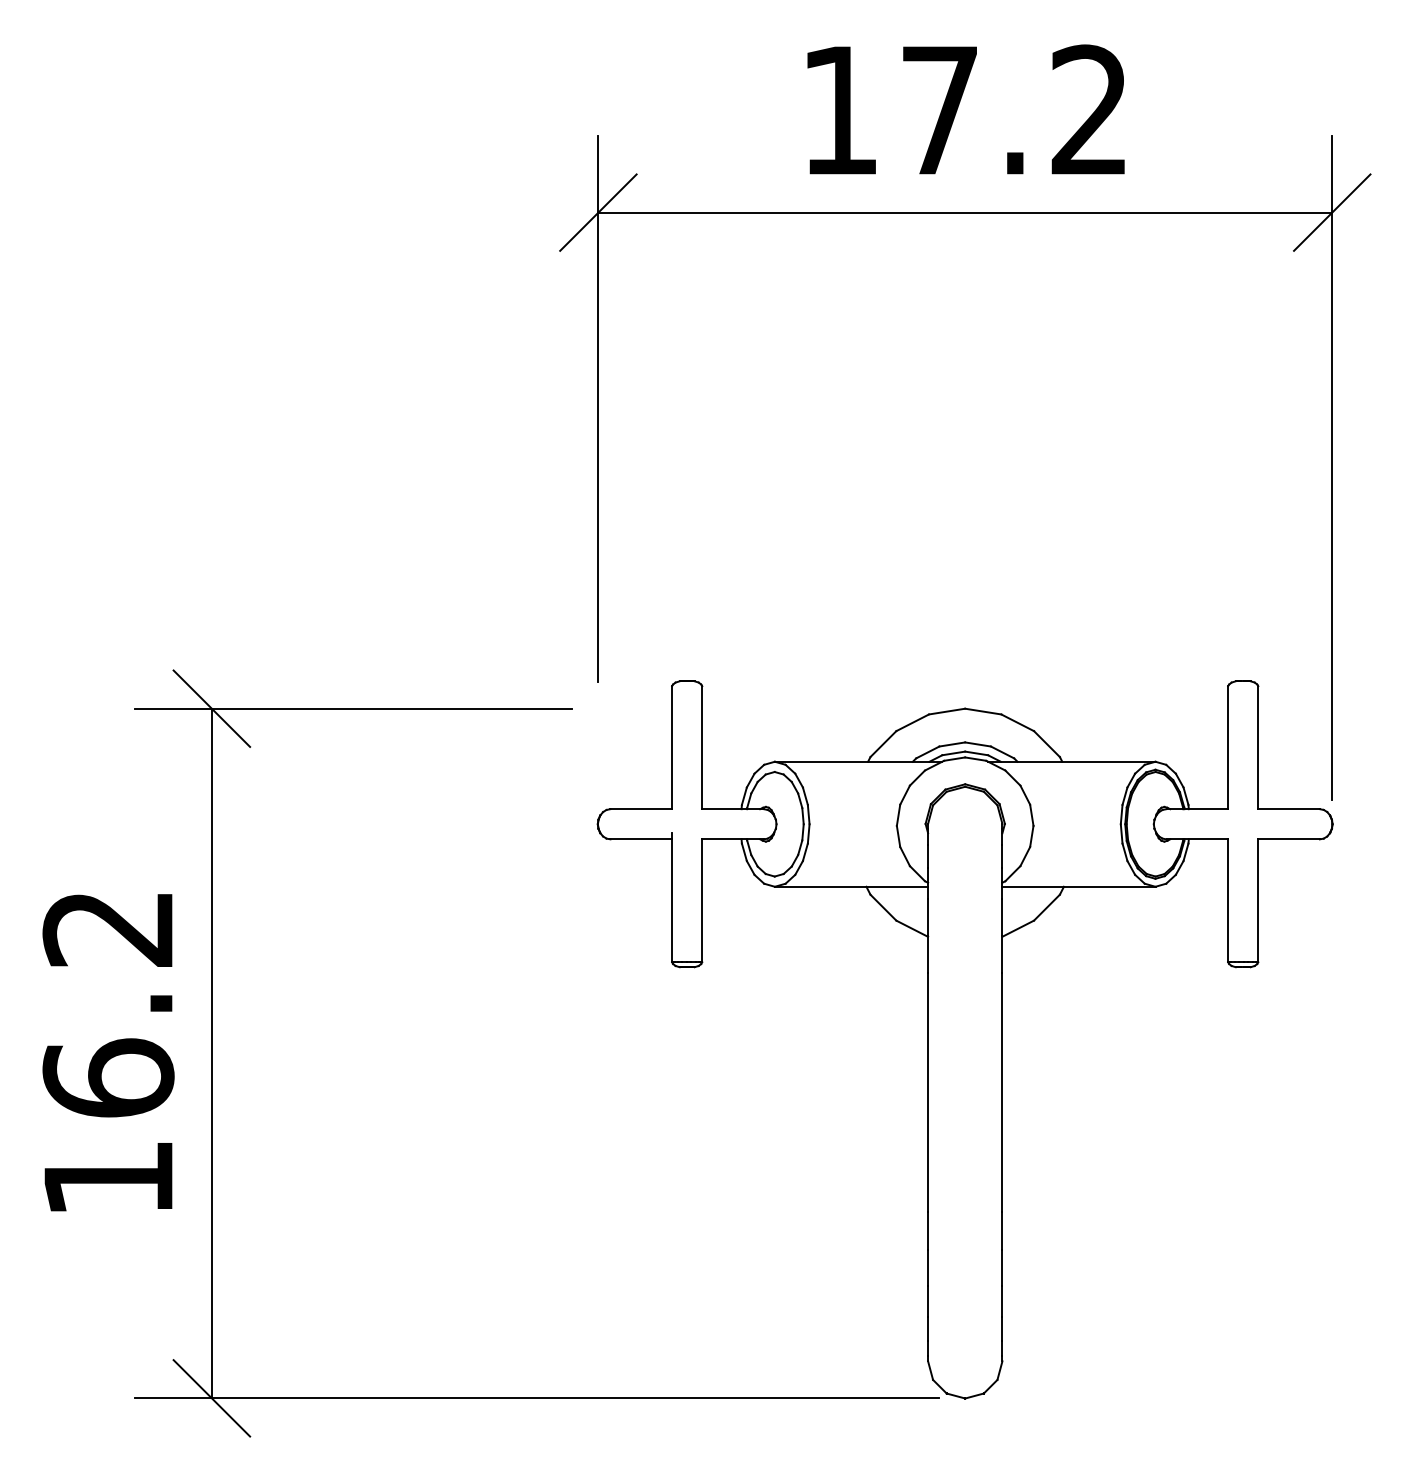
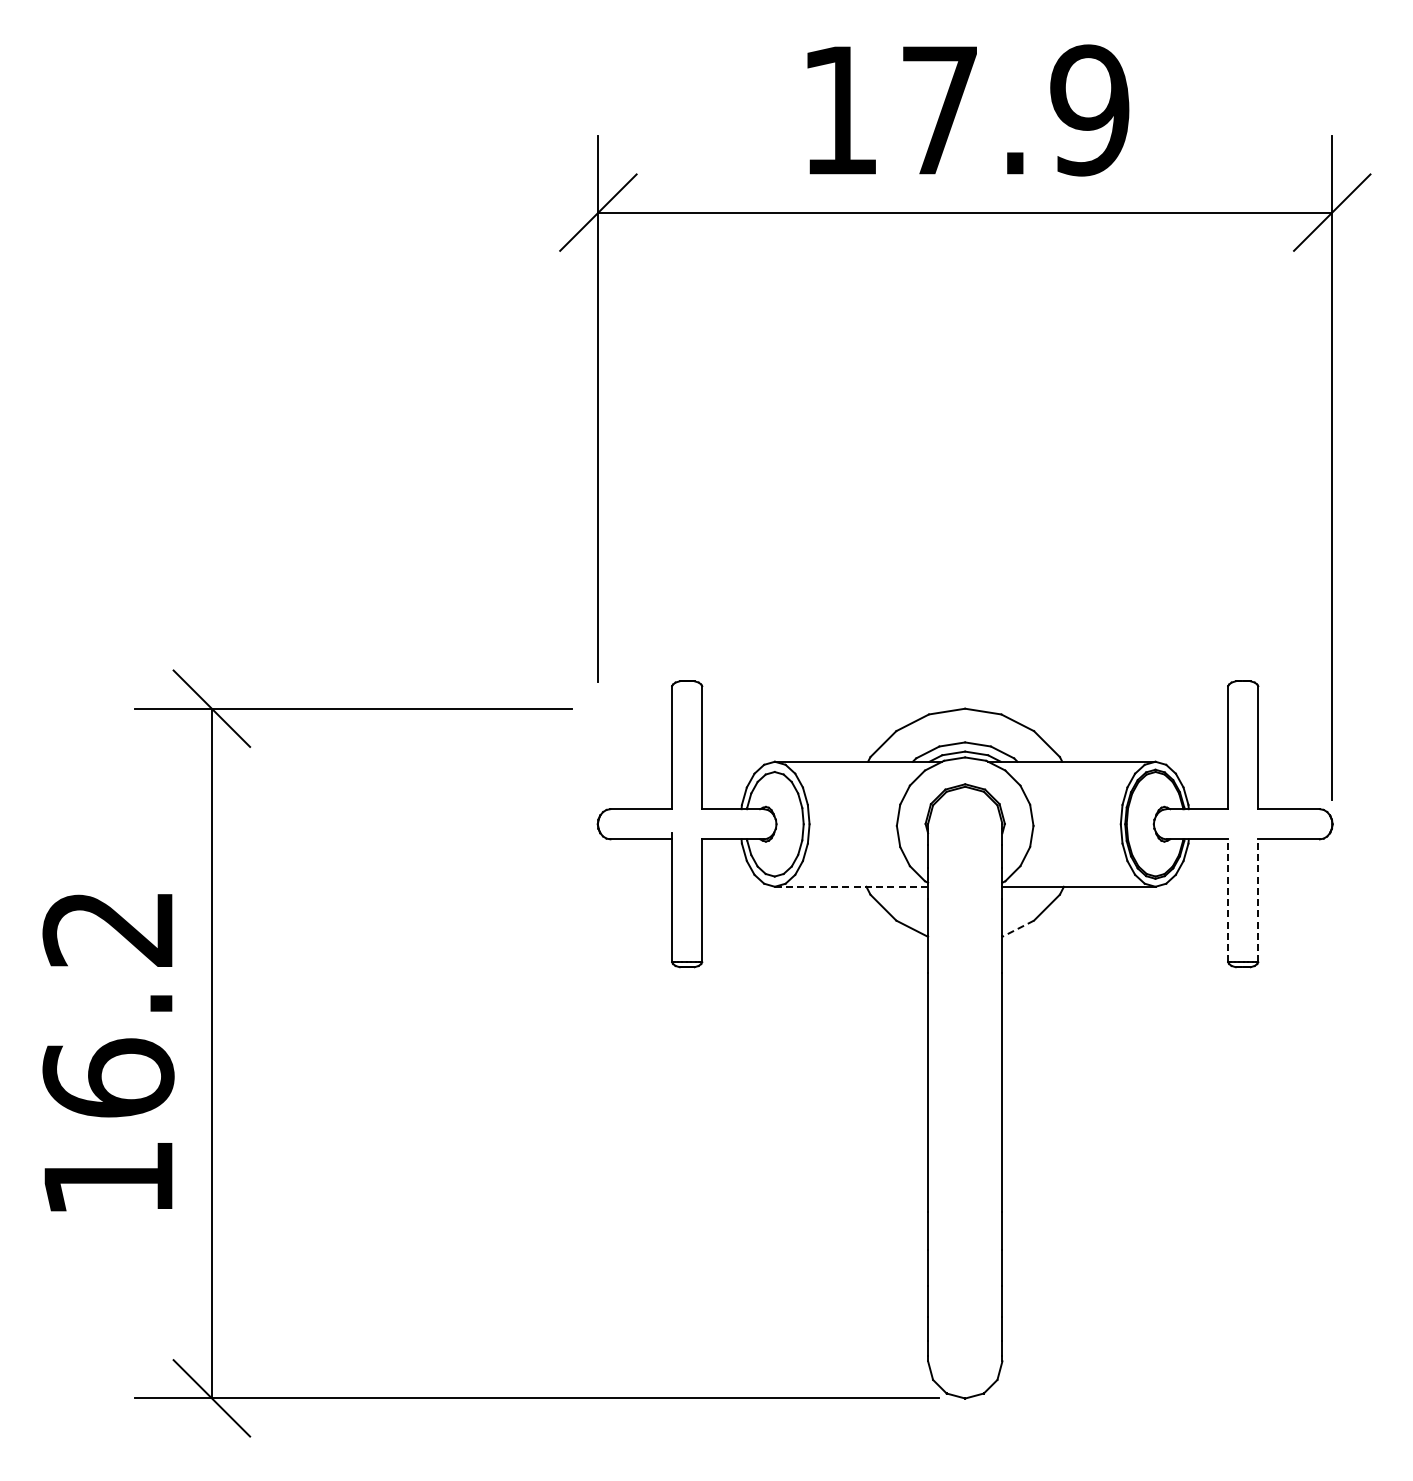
text: 17.2 -> 17.9 (1089, 110)
line: solid -> dashed (851, 886)
line: solid -> dashed (1228, 900)
line: solid -> dashed (1258, 900)
line: solid -> dashed (1018, 928)
